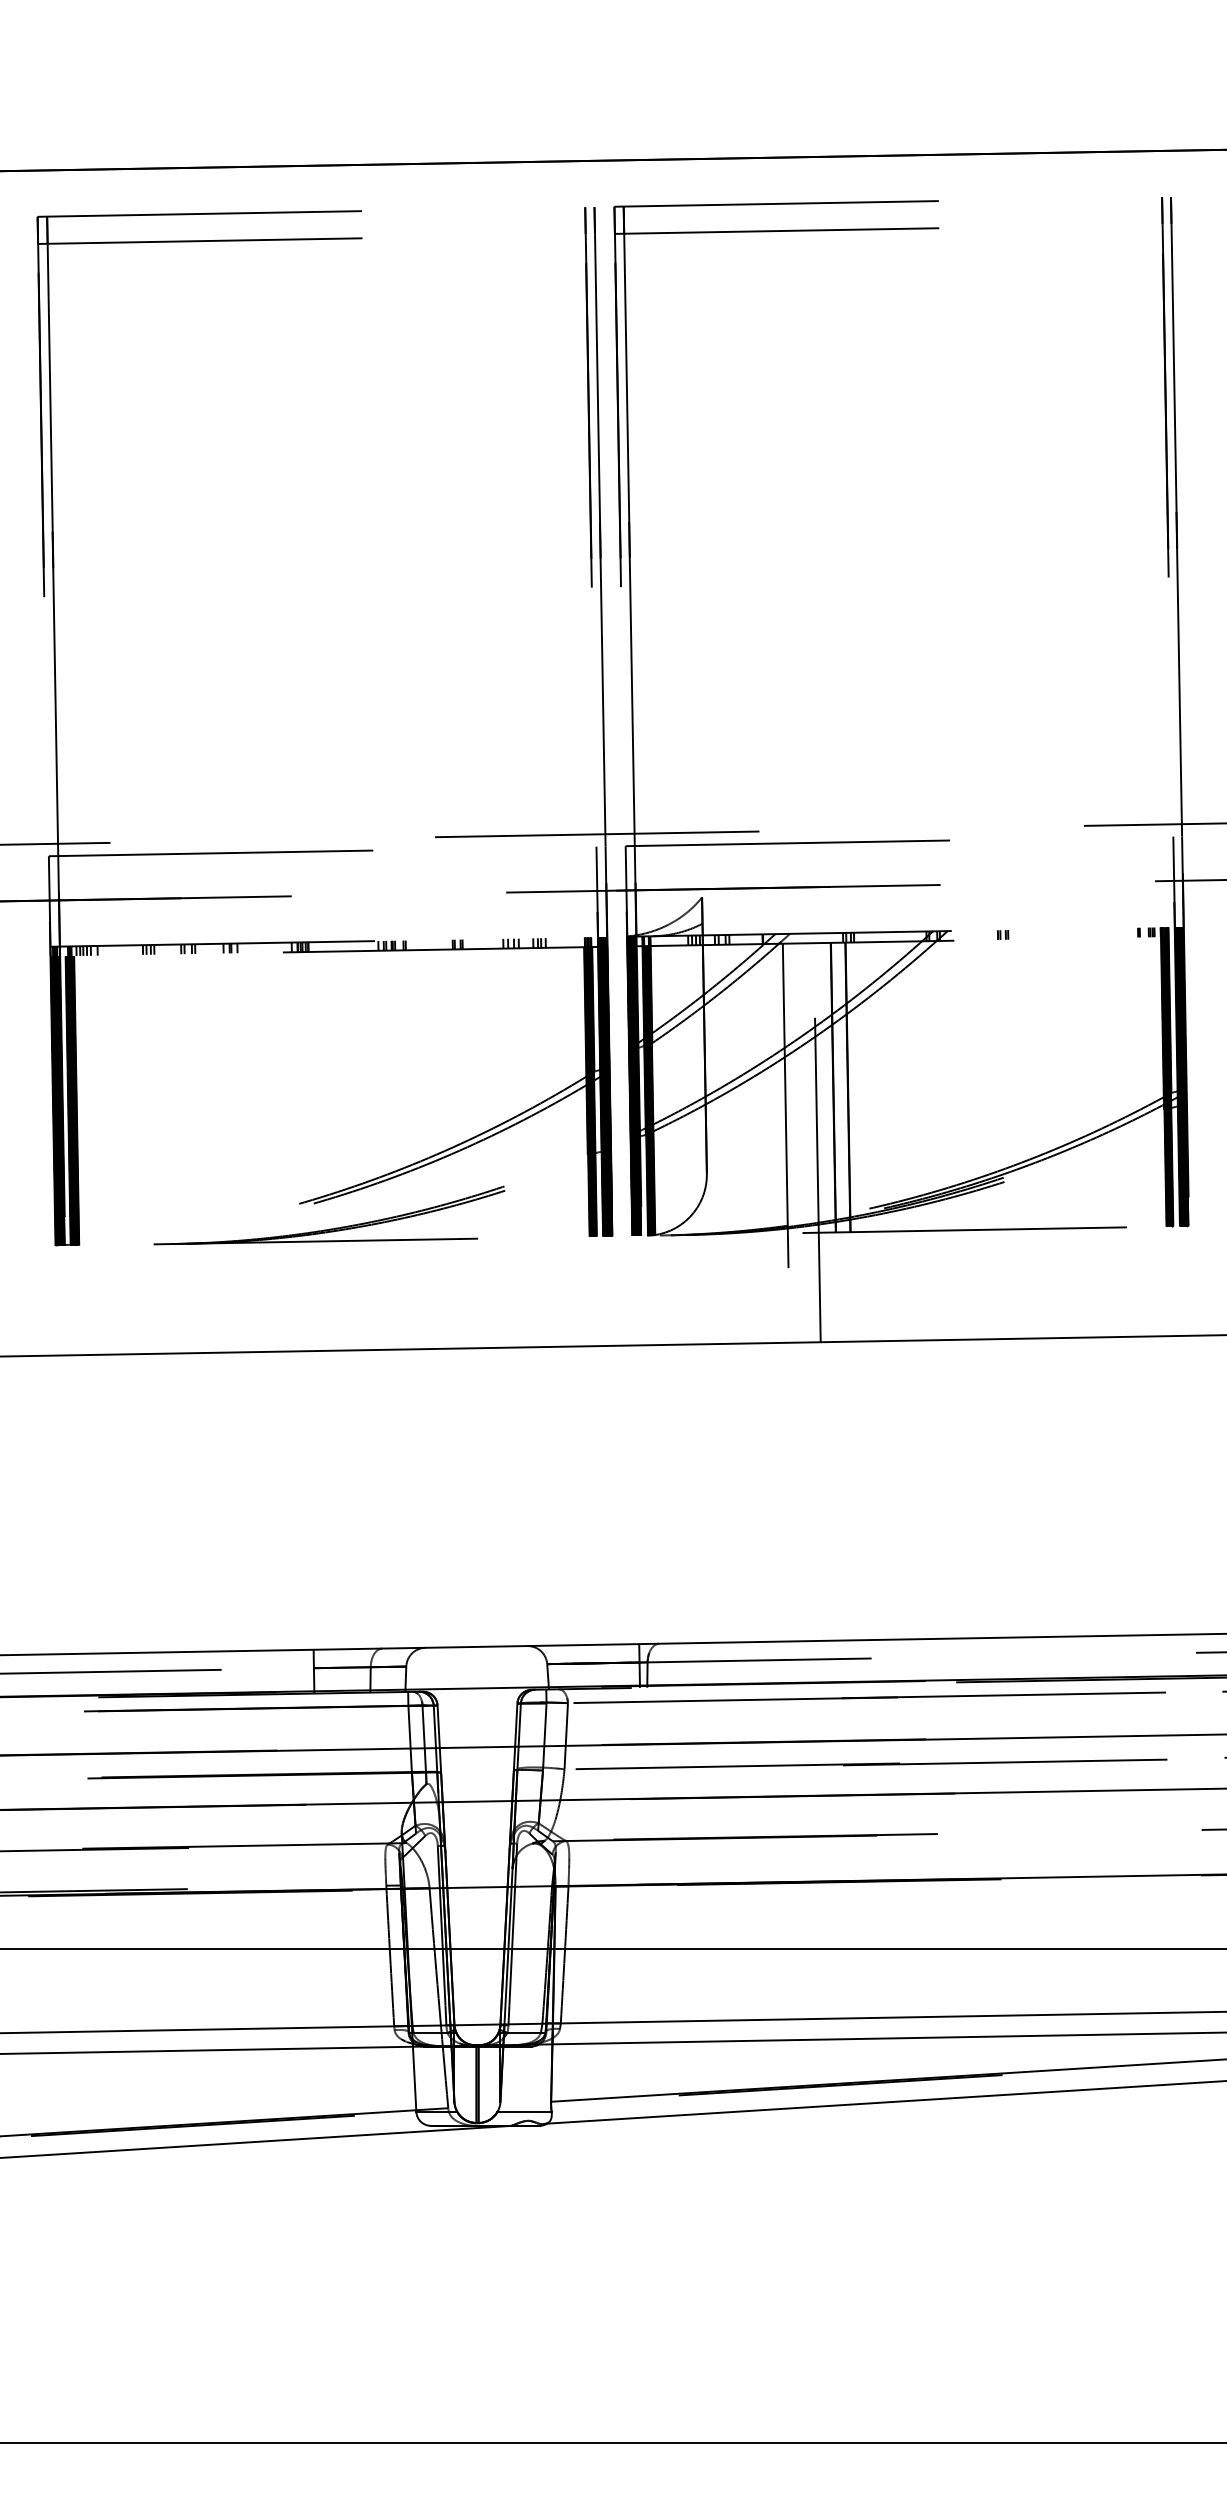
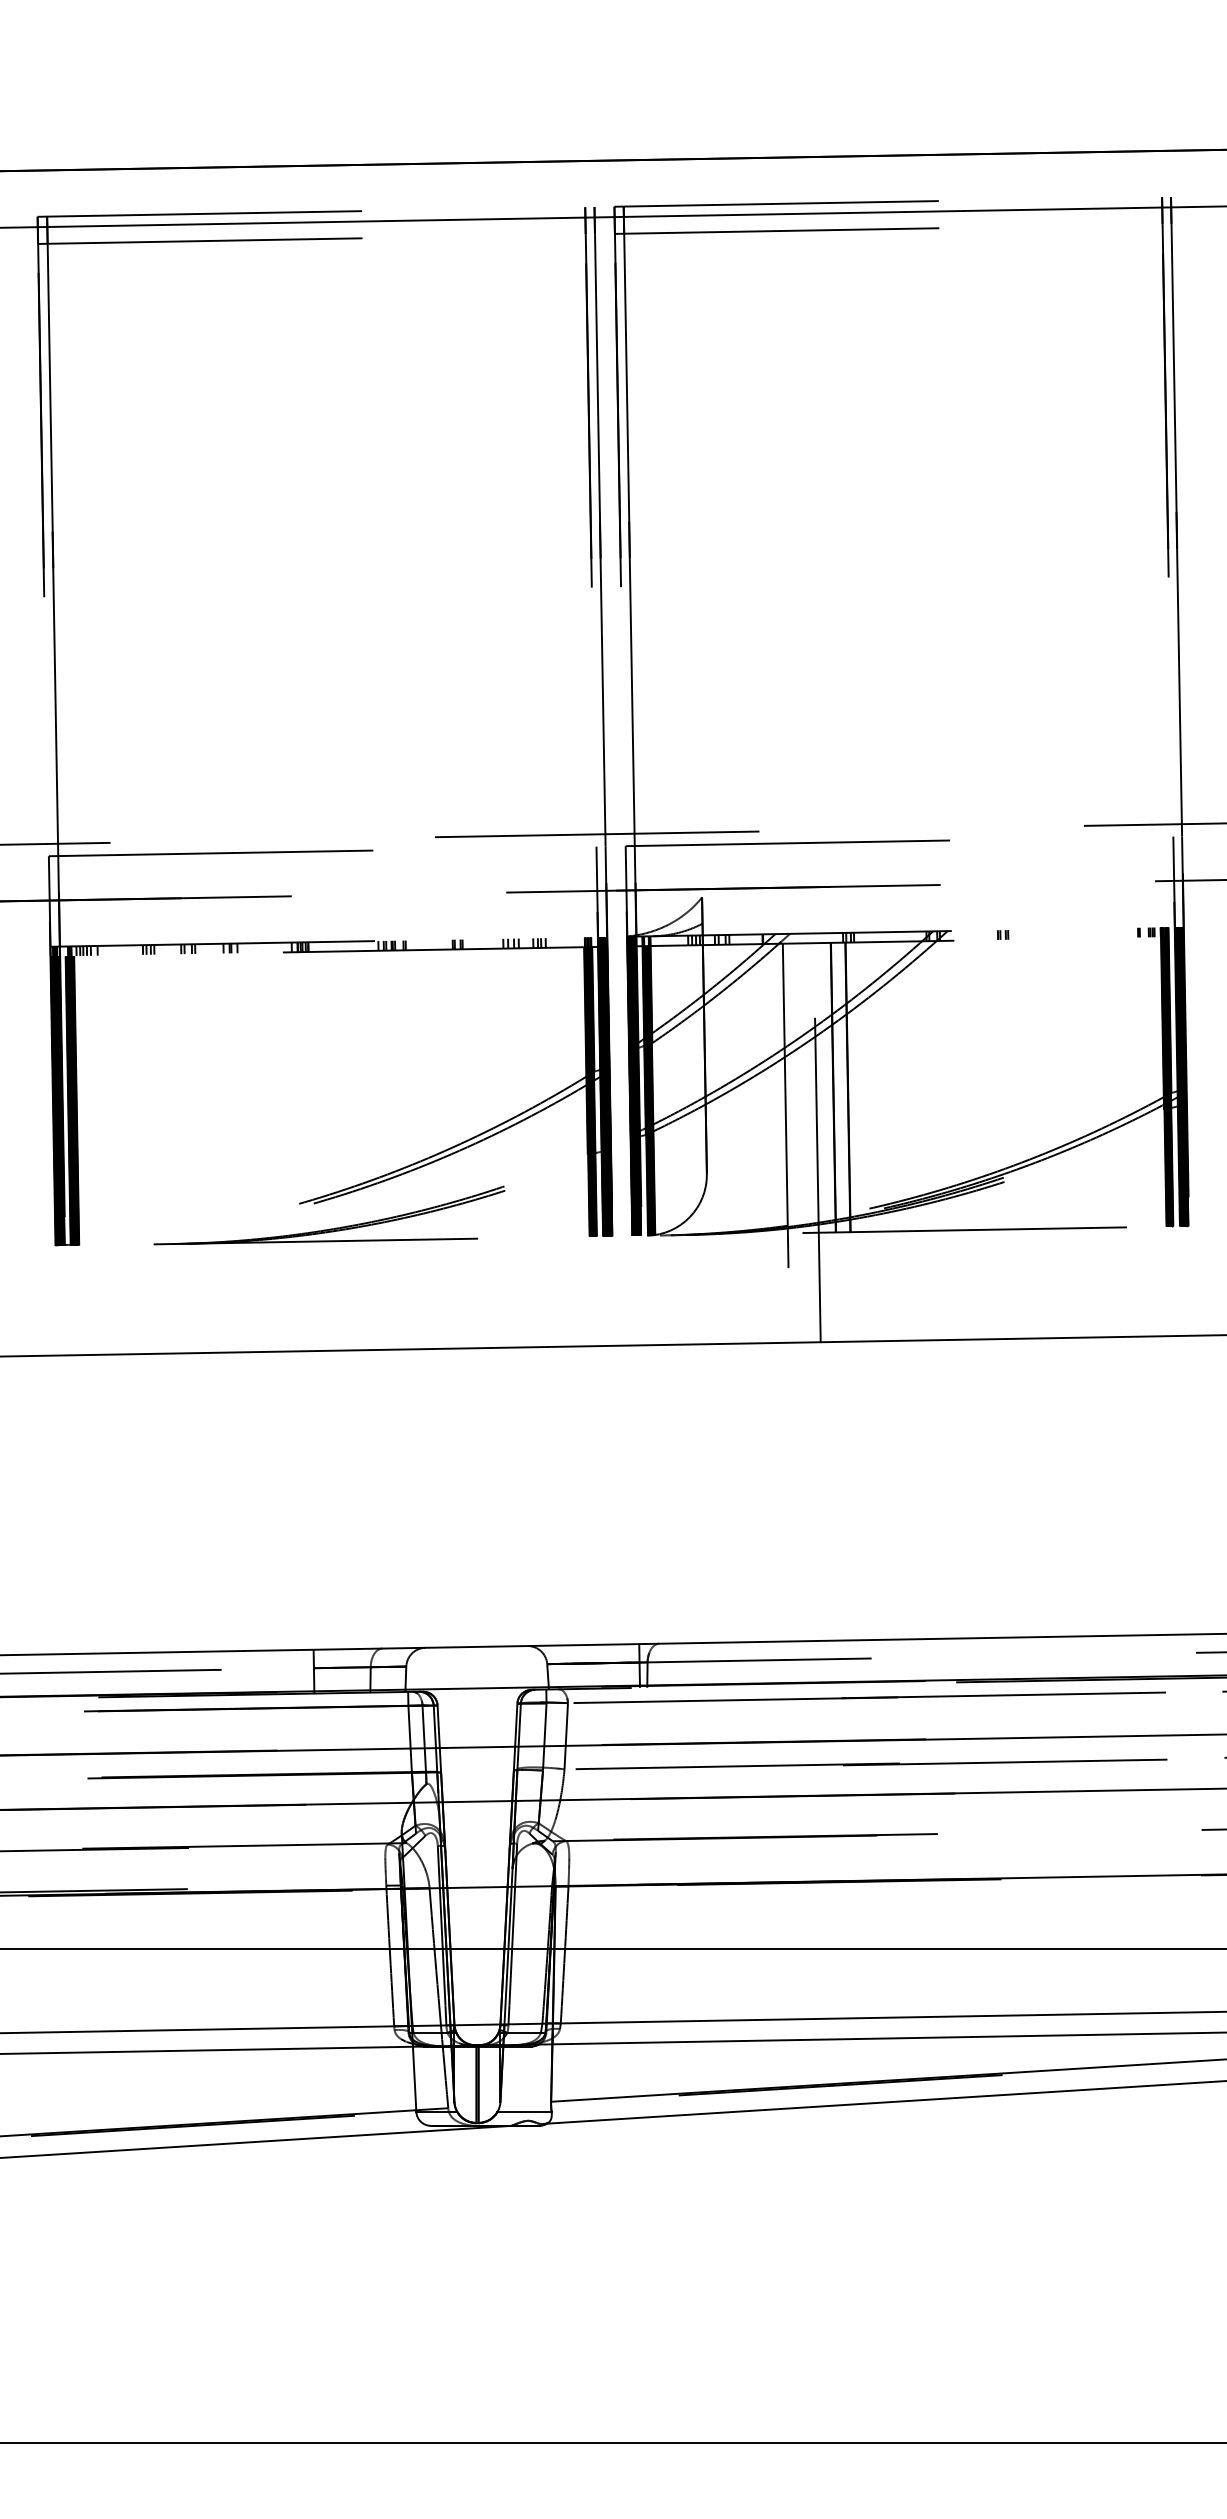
line: none -> present (612, 216)
